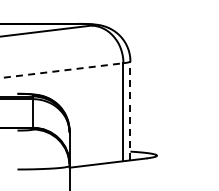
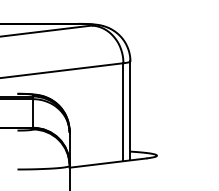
line: dashed -> solid (61, 70)
line: dashed -> solid (130, 110)
